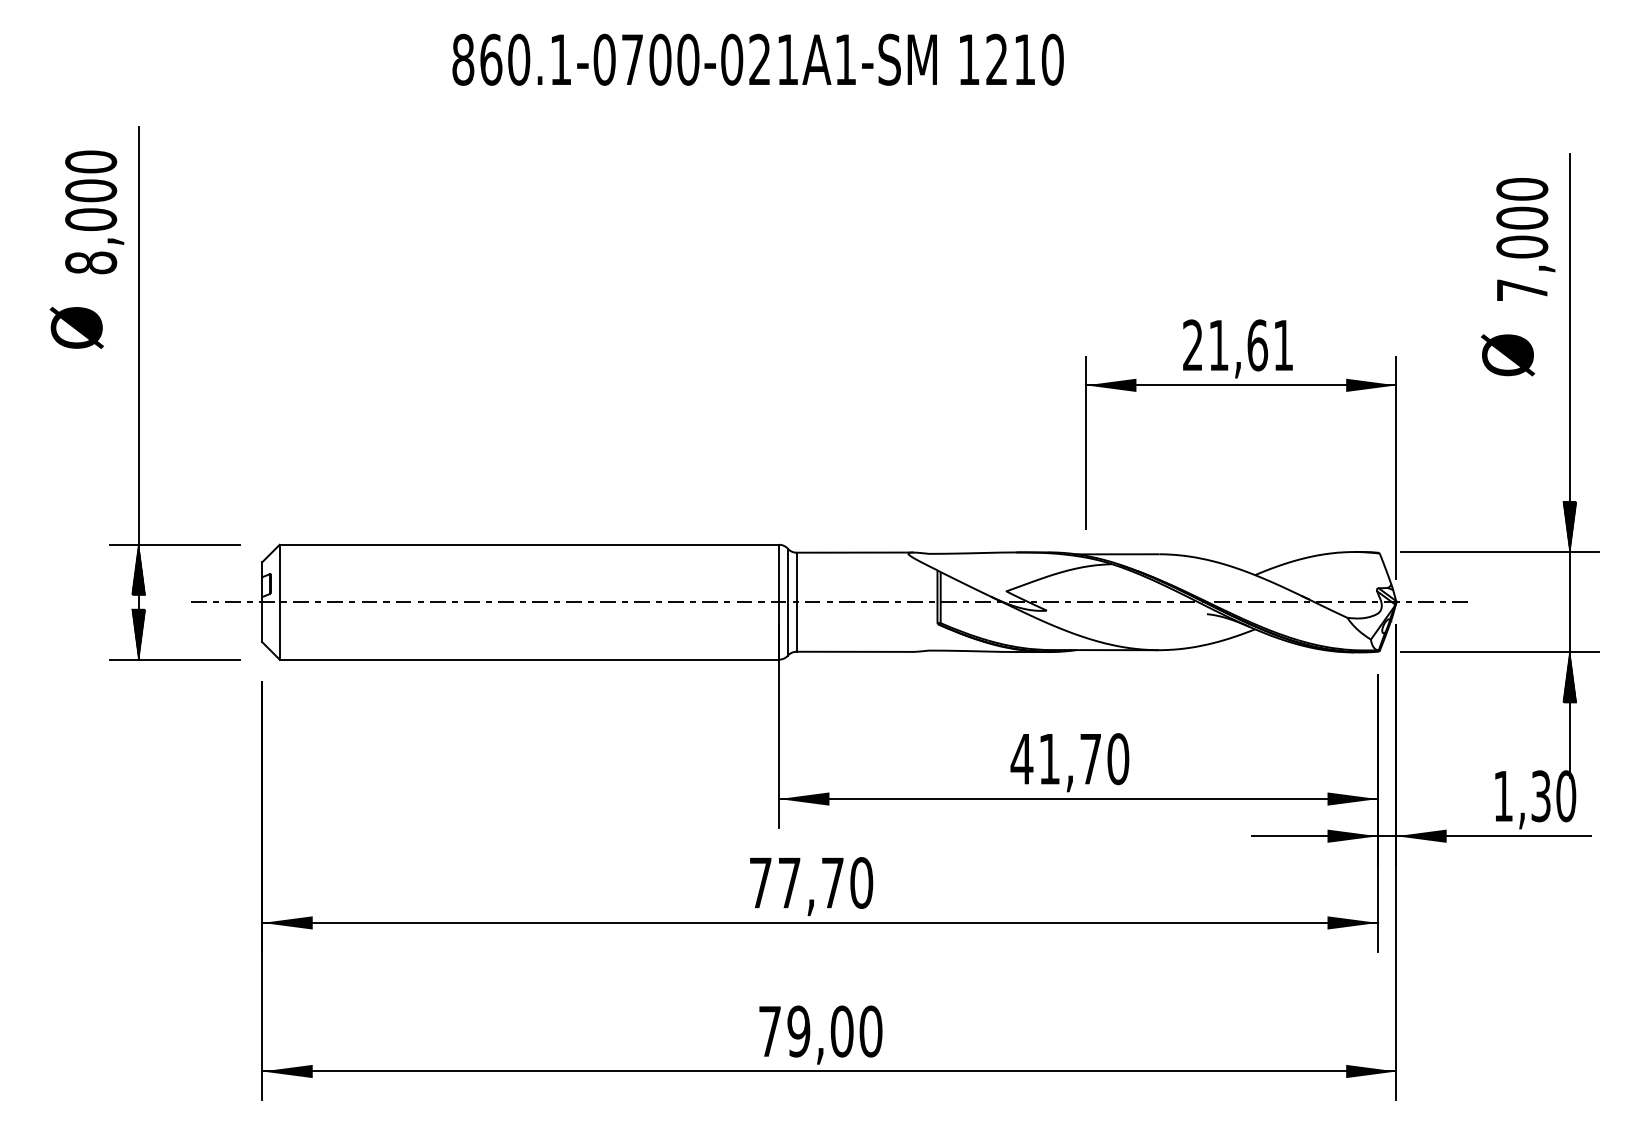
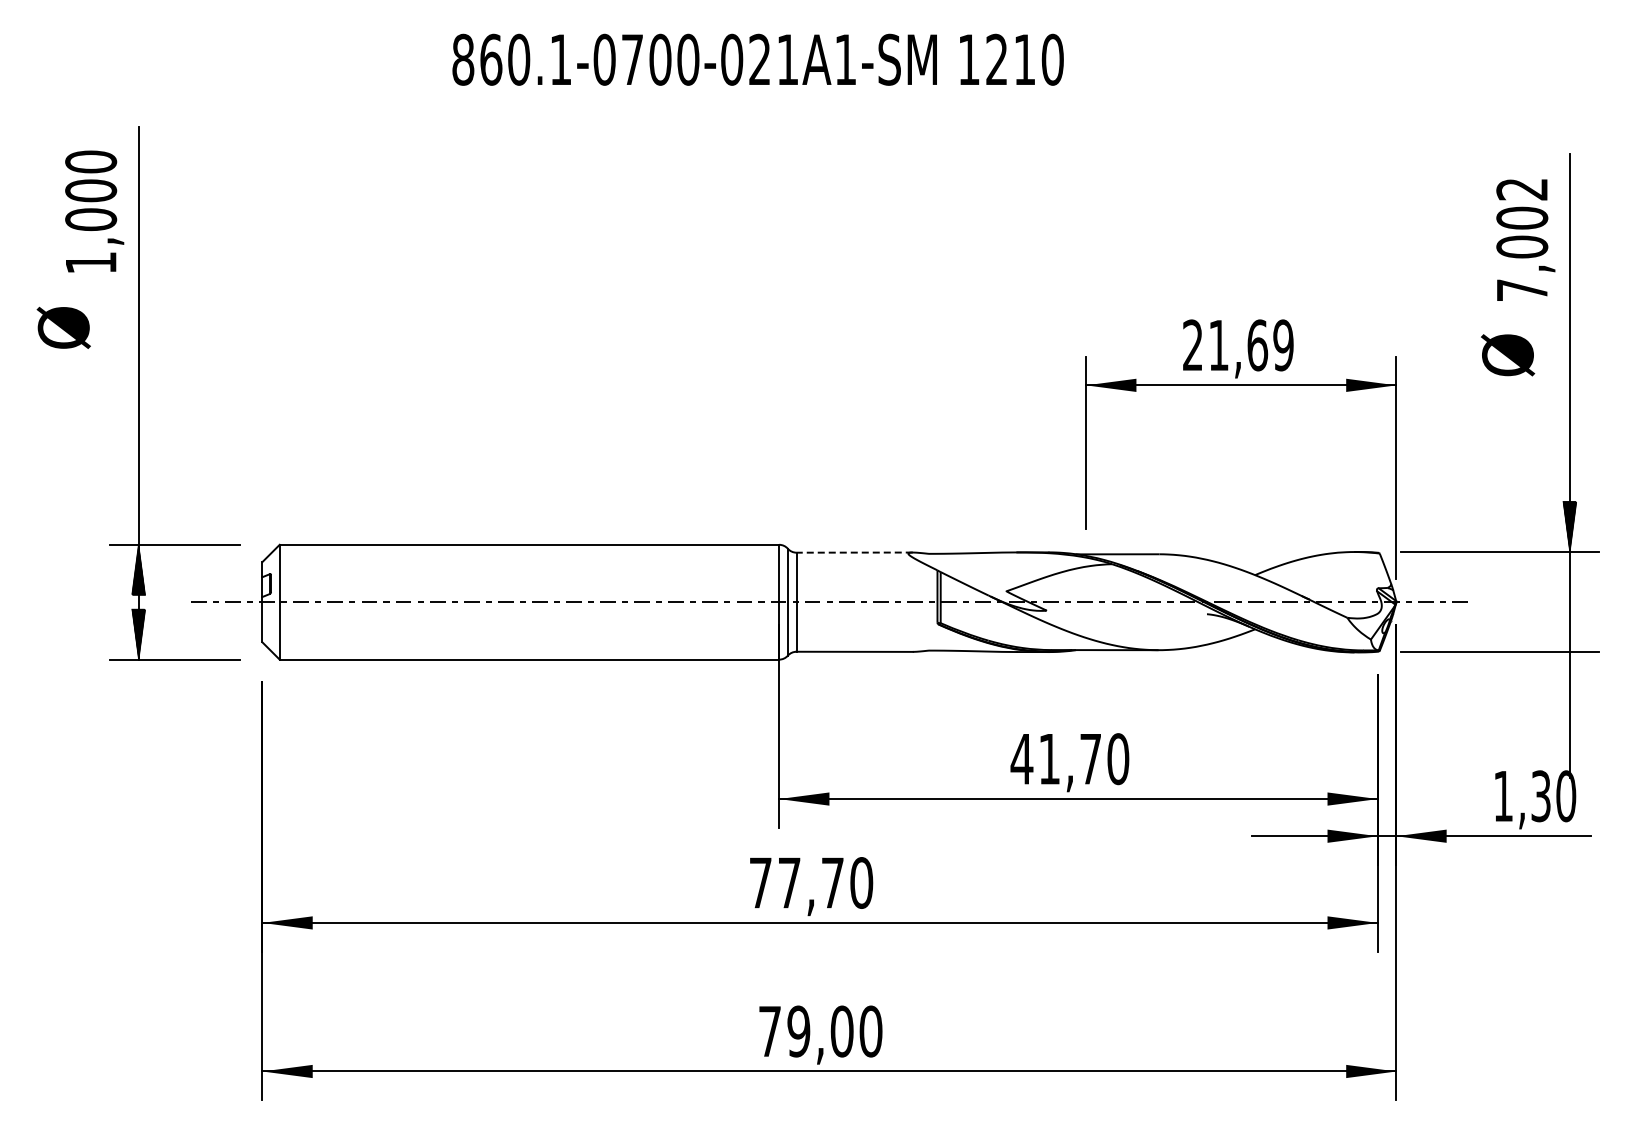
text: 7,000 -> 7,002 (1522, 189)
text: 8,000 -> 1,000 (91, 262)
text position: (76, 327) -> (63, 327) (63, 327)
text: 21,61 -> 21,69 (1283, 345)
line: solid -> dashed (854, 552)
hatch: present -> none (1569, 677)
